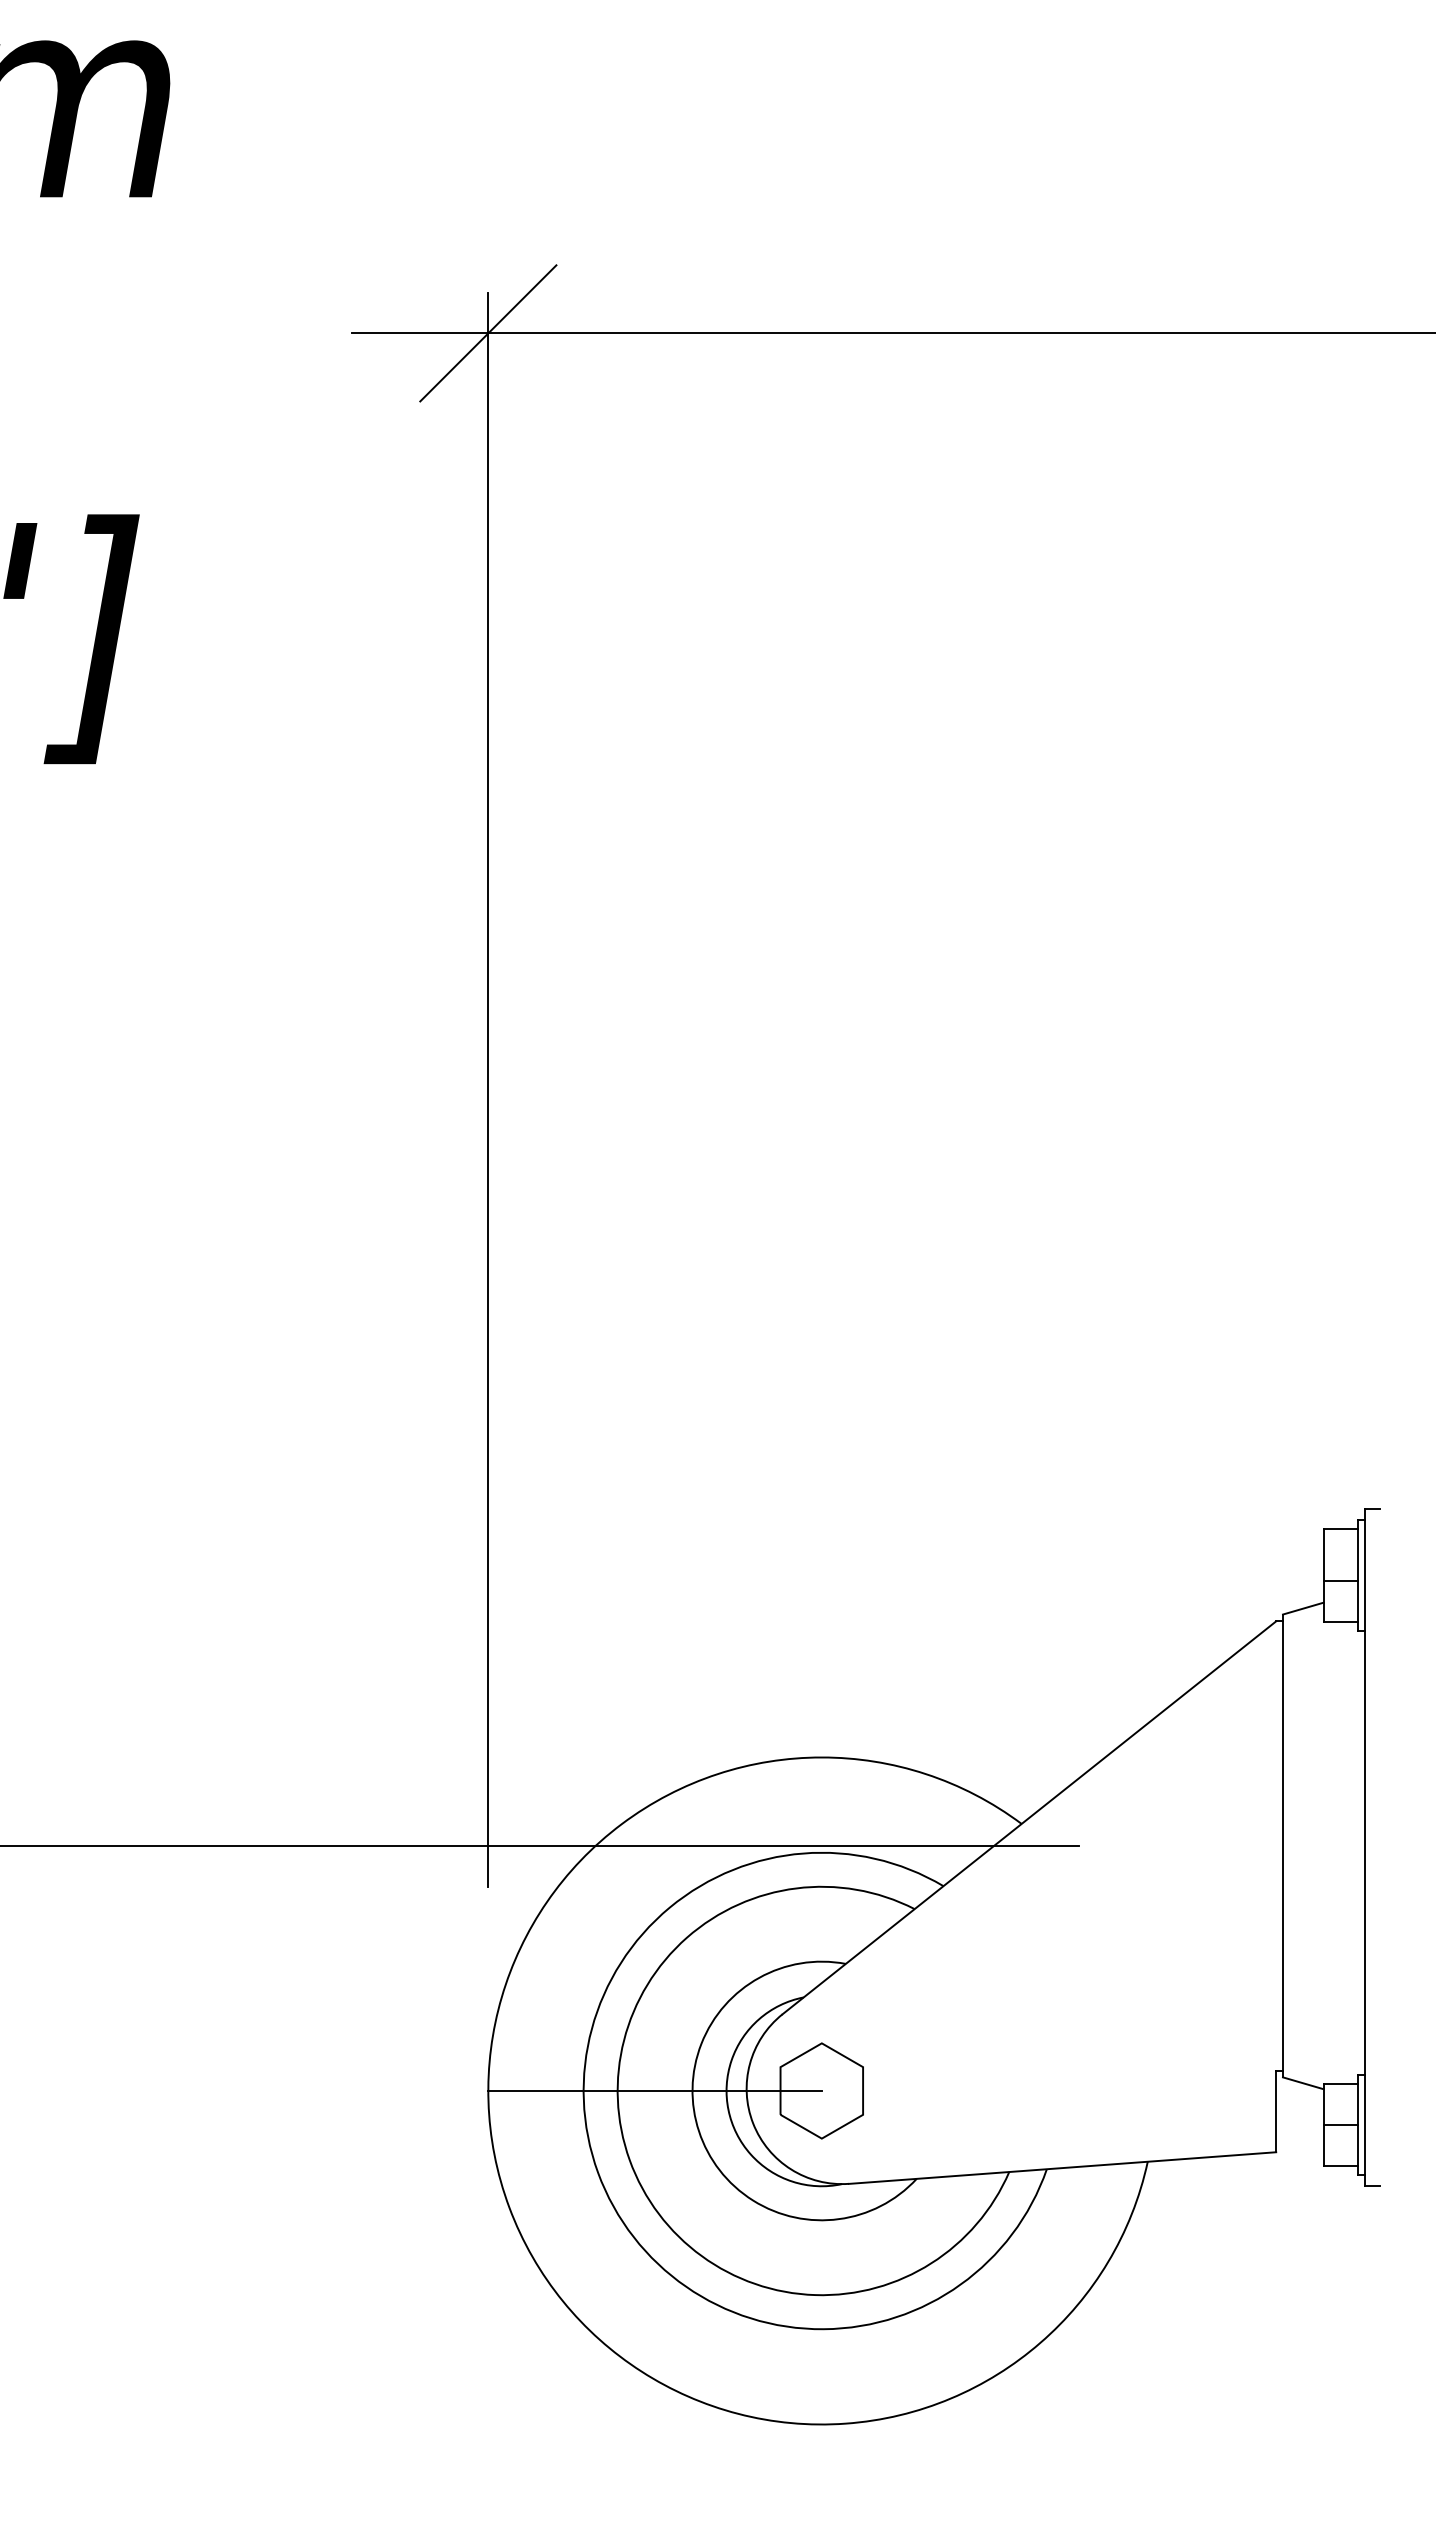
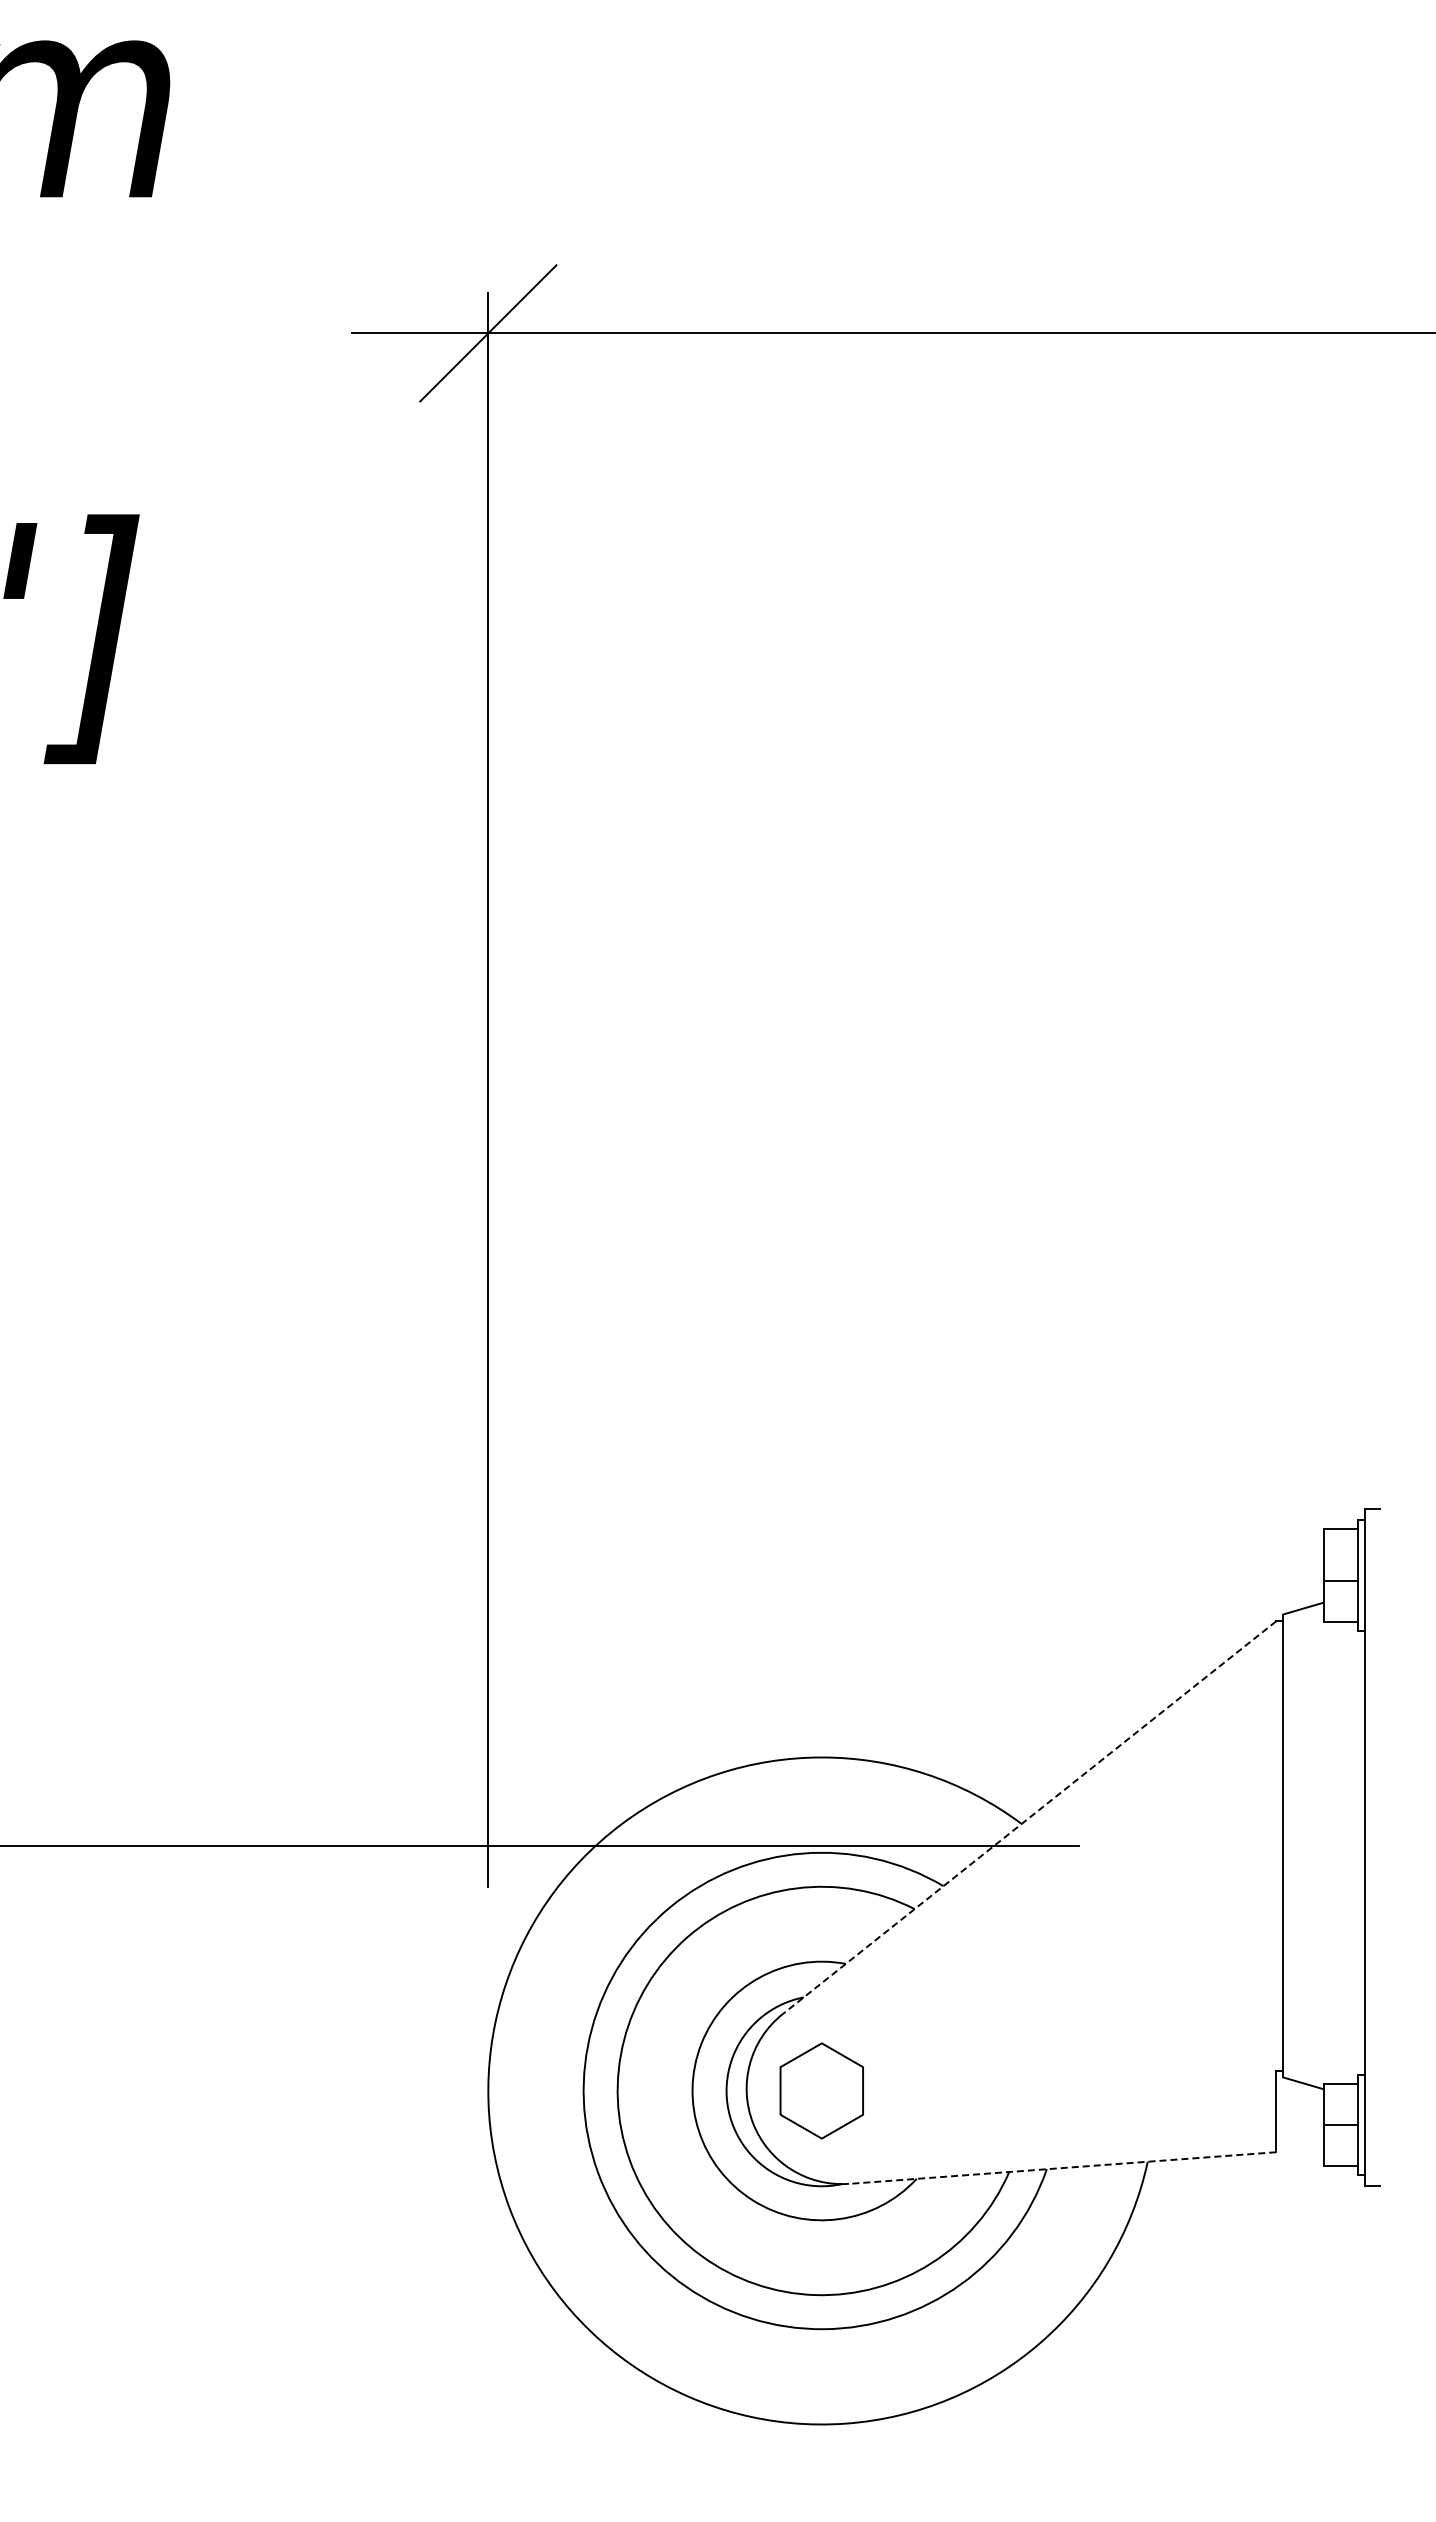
line: solid -> dashed (1028, 1818)
line: present -> none (654, 2090)
line: solid -> dashed (1062, 2168)
